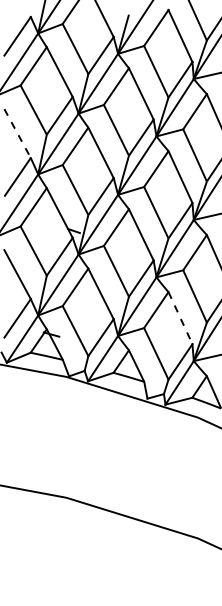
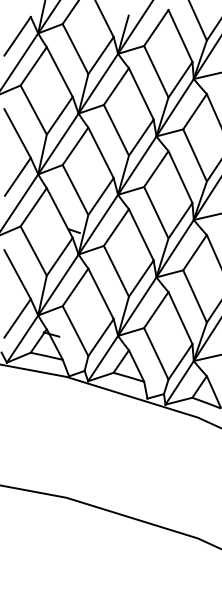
line: dashed -> solid (17, 133)
line: dashed -> solid (180, 318)
